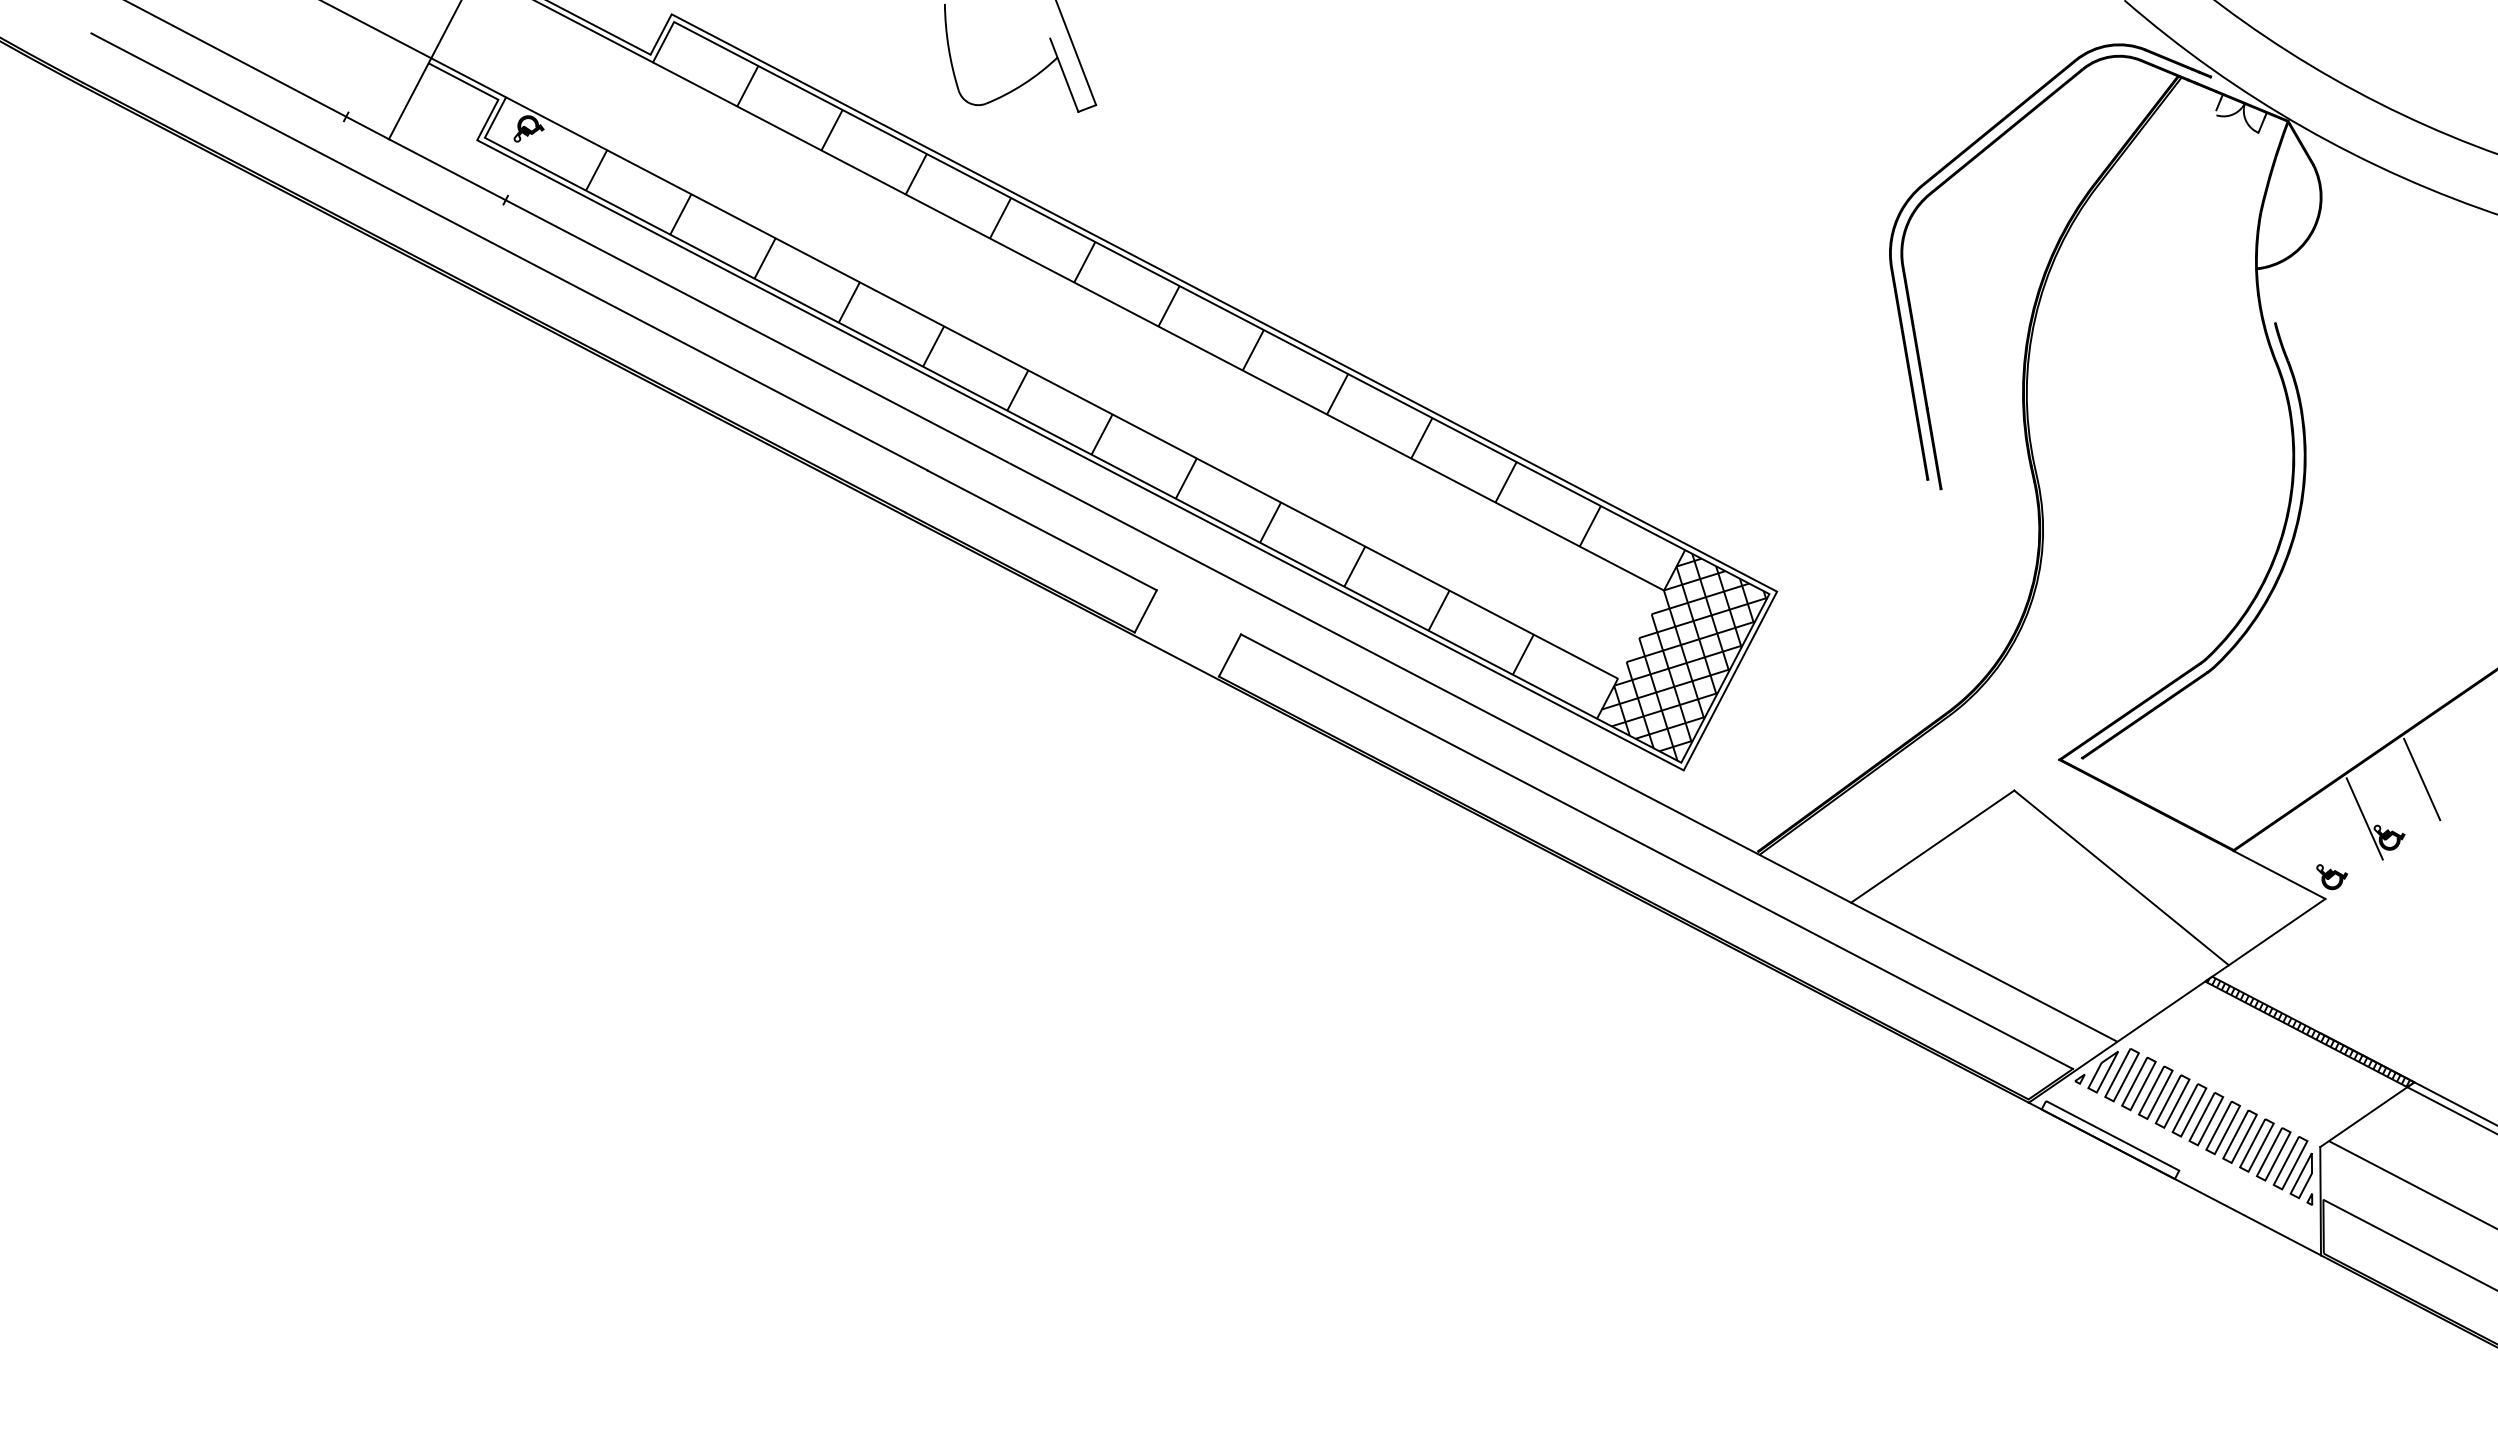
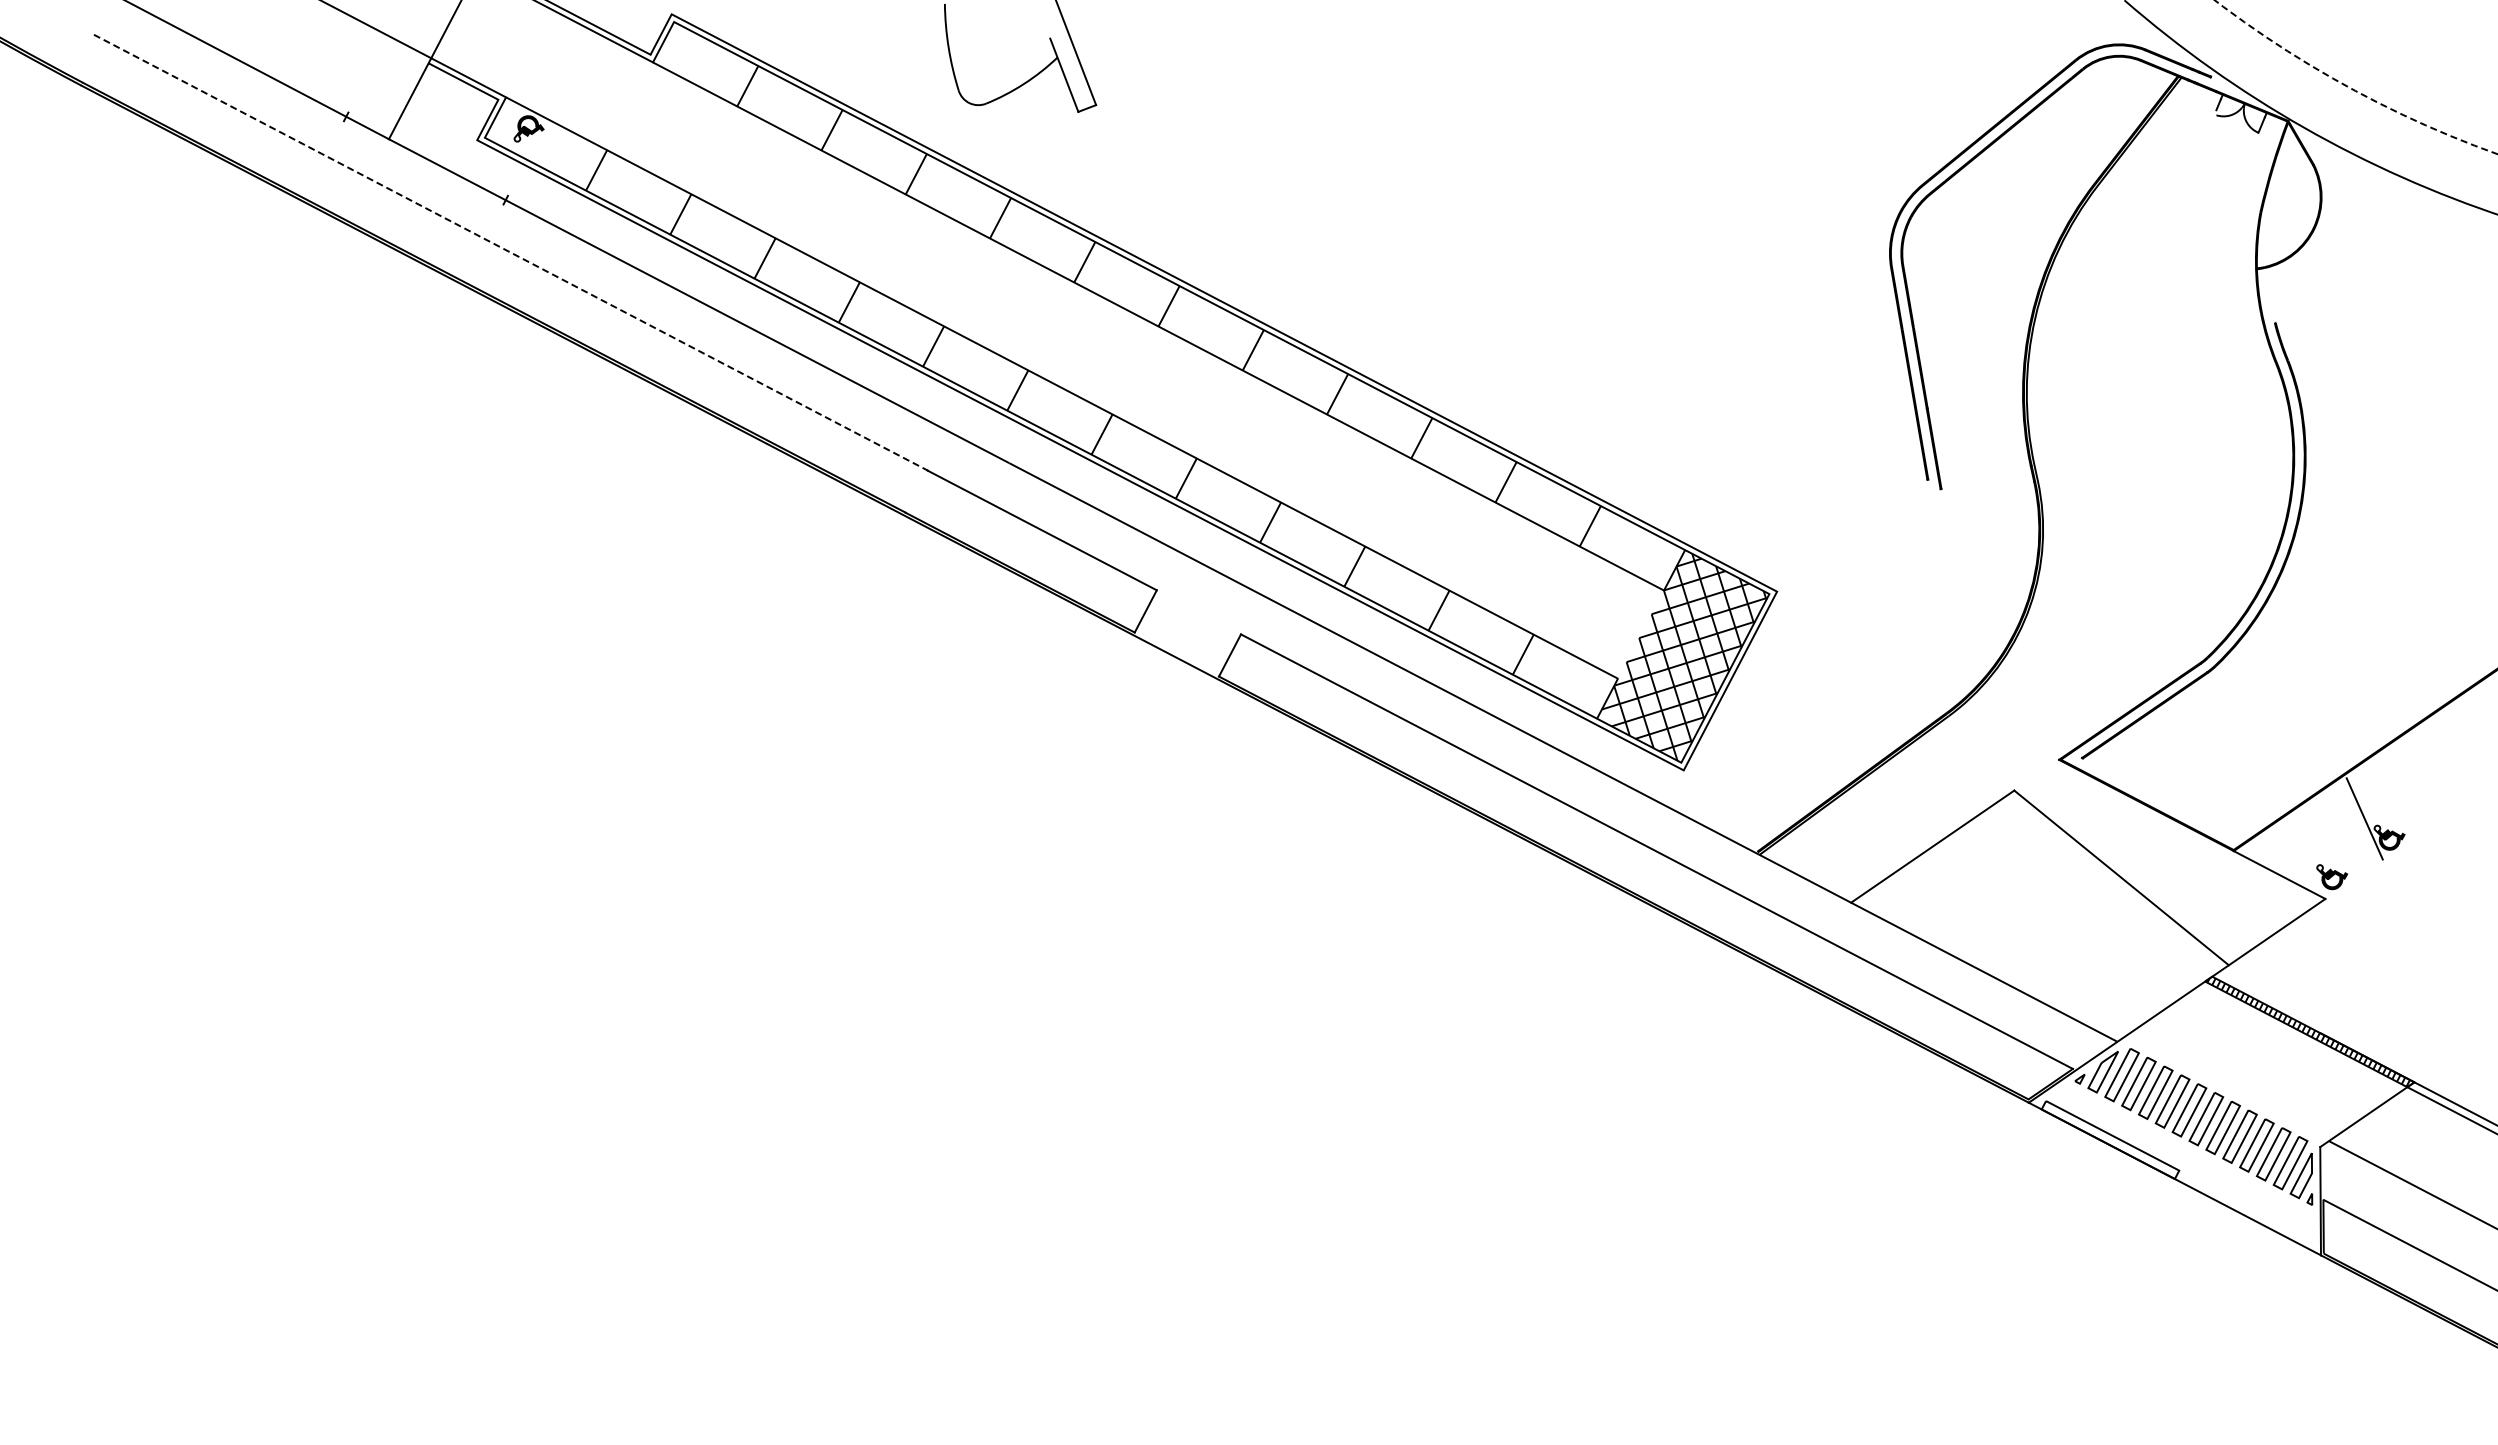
line: solid -> dashed (2350, 88)
line: solid -> dashed (509, 252)
line: present -> none (2422, 779)
